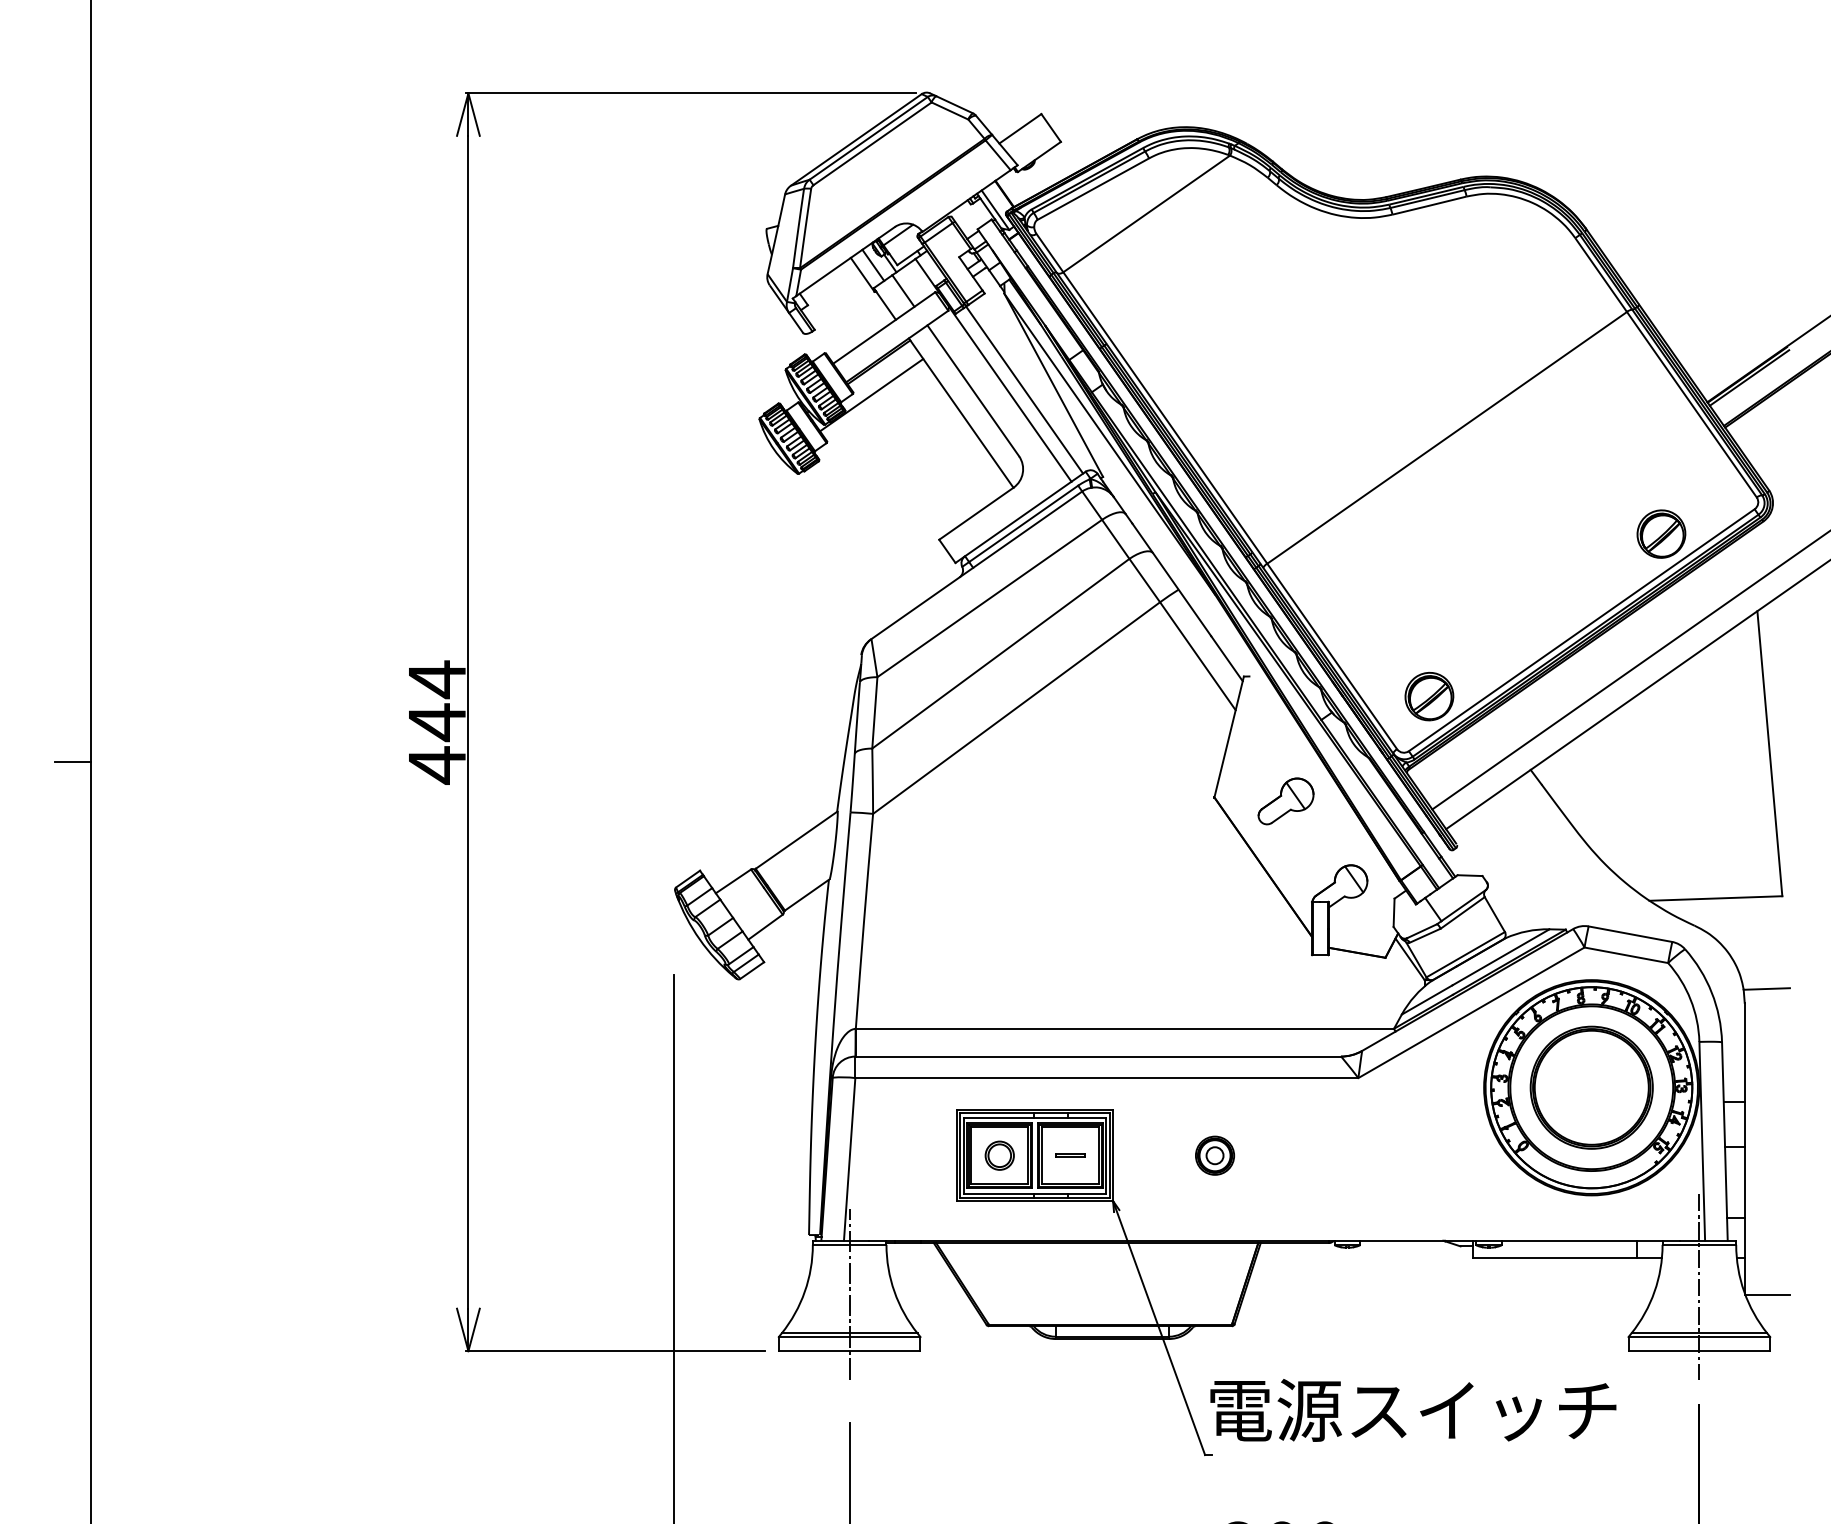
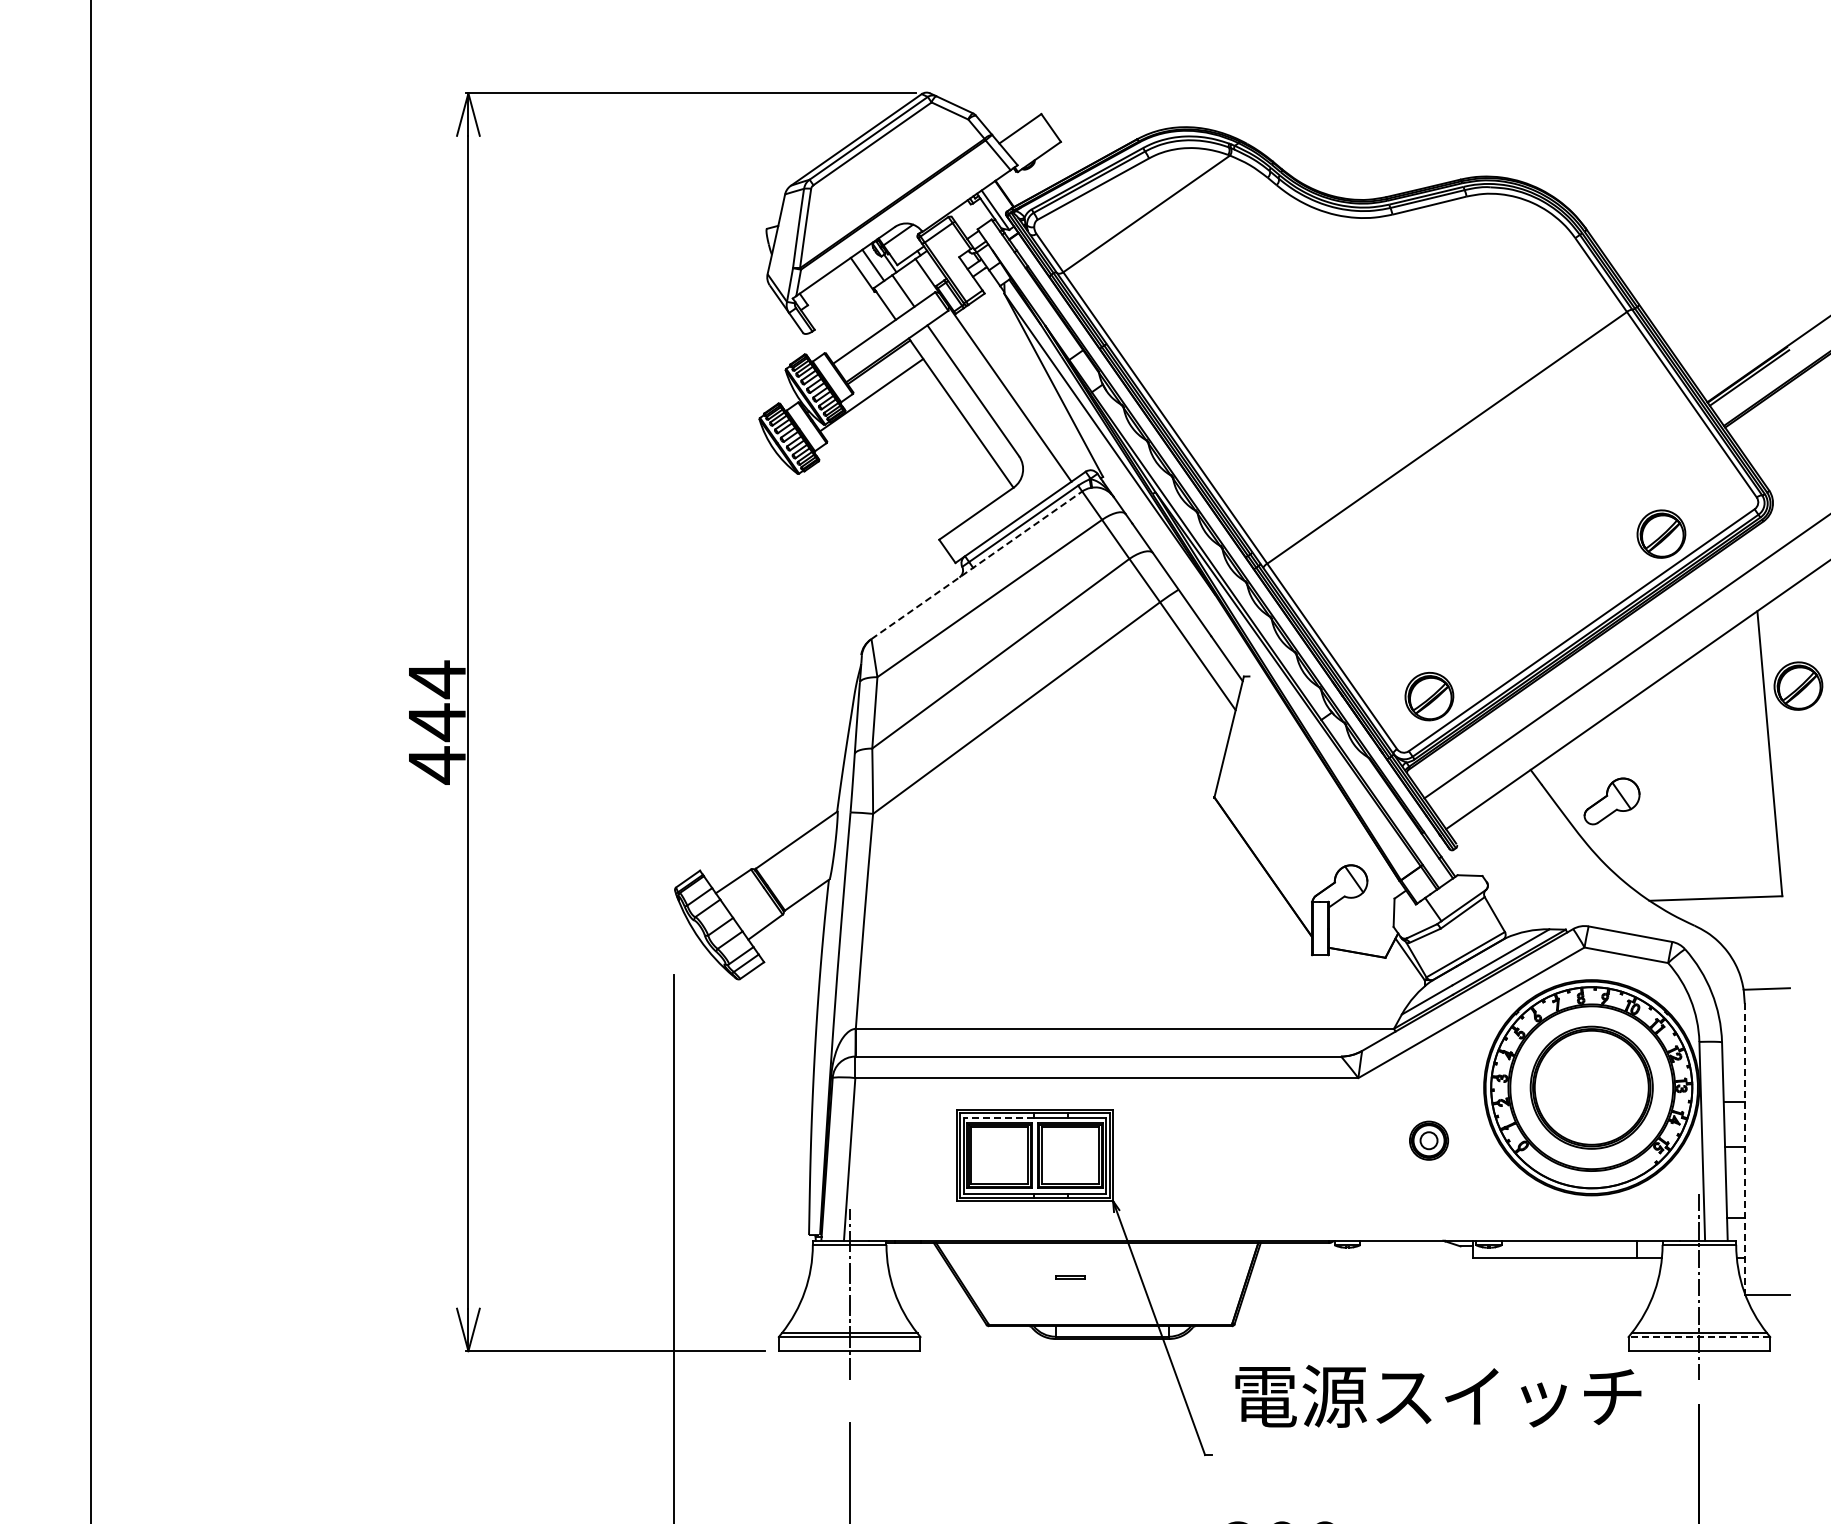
line: present -> none (1024, 389)
line: solid -> dashed (976, 565)
line position: (1629, 670) -> (1625, 657) (1625, 657)
part: none -> present (1798, 685)
line: present -> none (72, 761)
part position: (1285, 801) -> (1611, 801) (1611, 801)
line: solid -> dashed (999, 1117)
line: solid -> dashed (1744, 1148)
line position: (1070, 1154) -> (1070, 1276) (1070, 1276)
part: present -> none (999, 1155)
part position: (1215, 1155) -> (1429, 1140) (1429, 1140)
line: solid -> dashed (1699, 1337)
text position: (1413, 1410) -> (1438, 1396) (1438, 1396)
